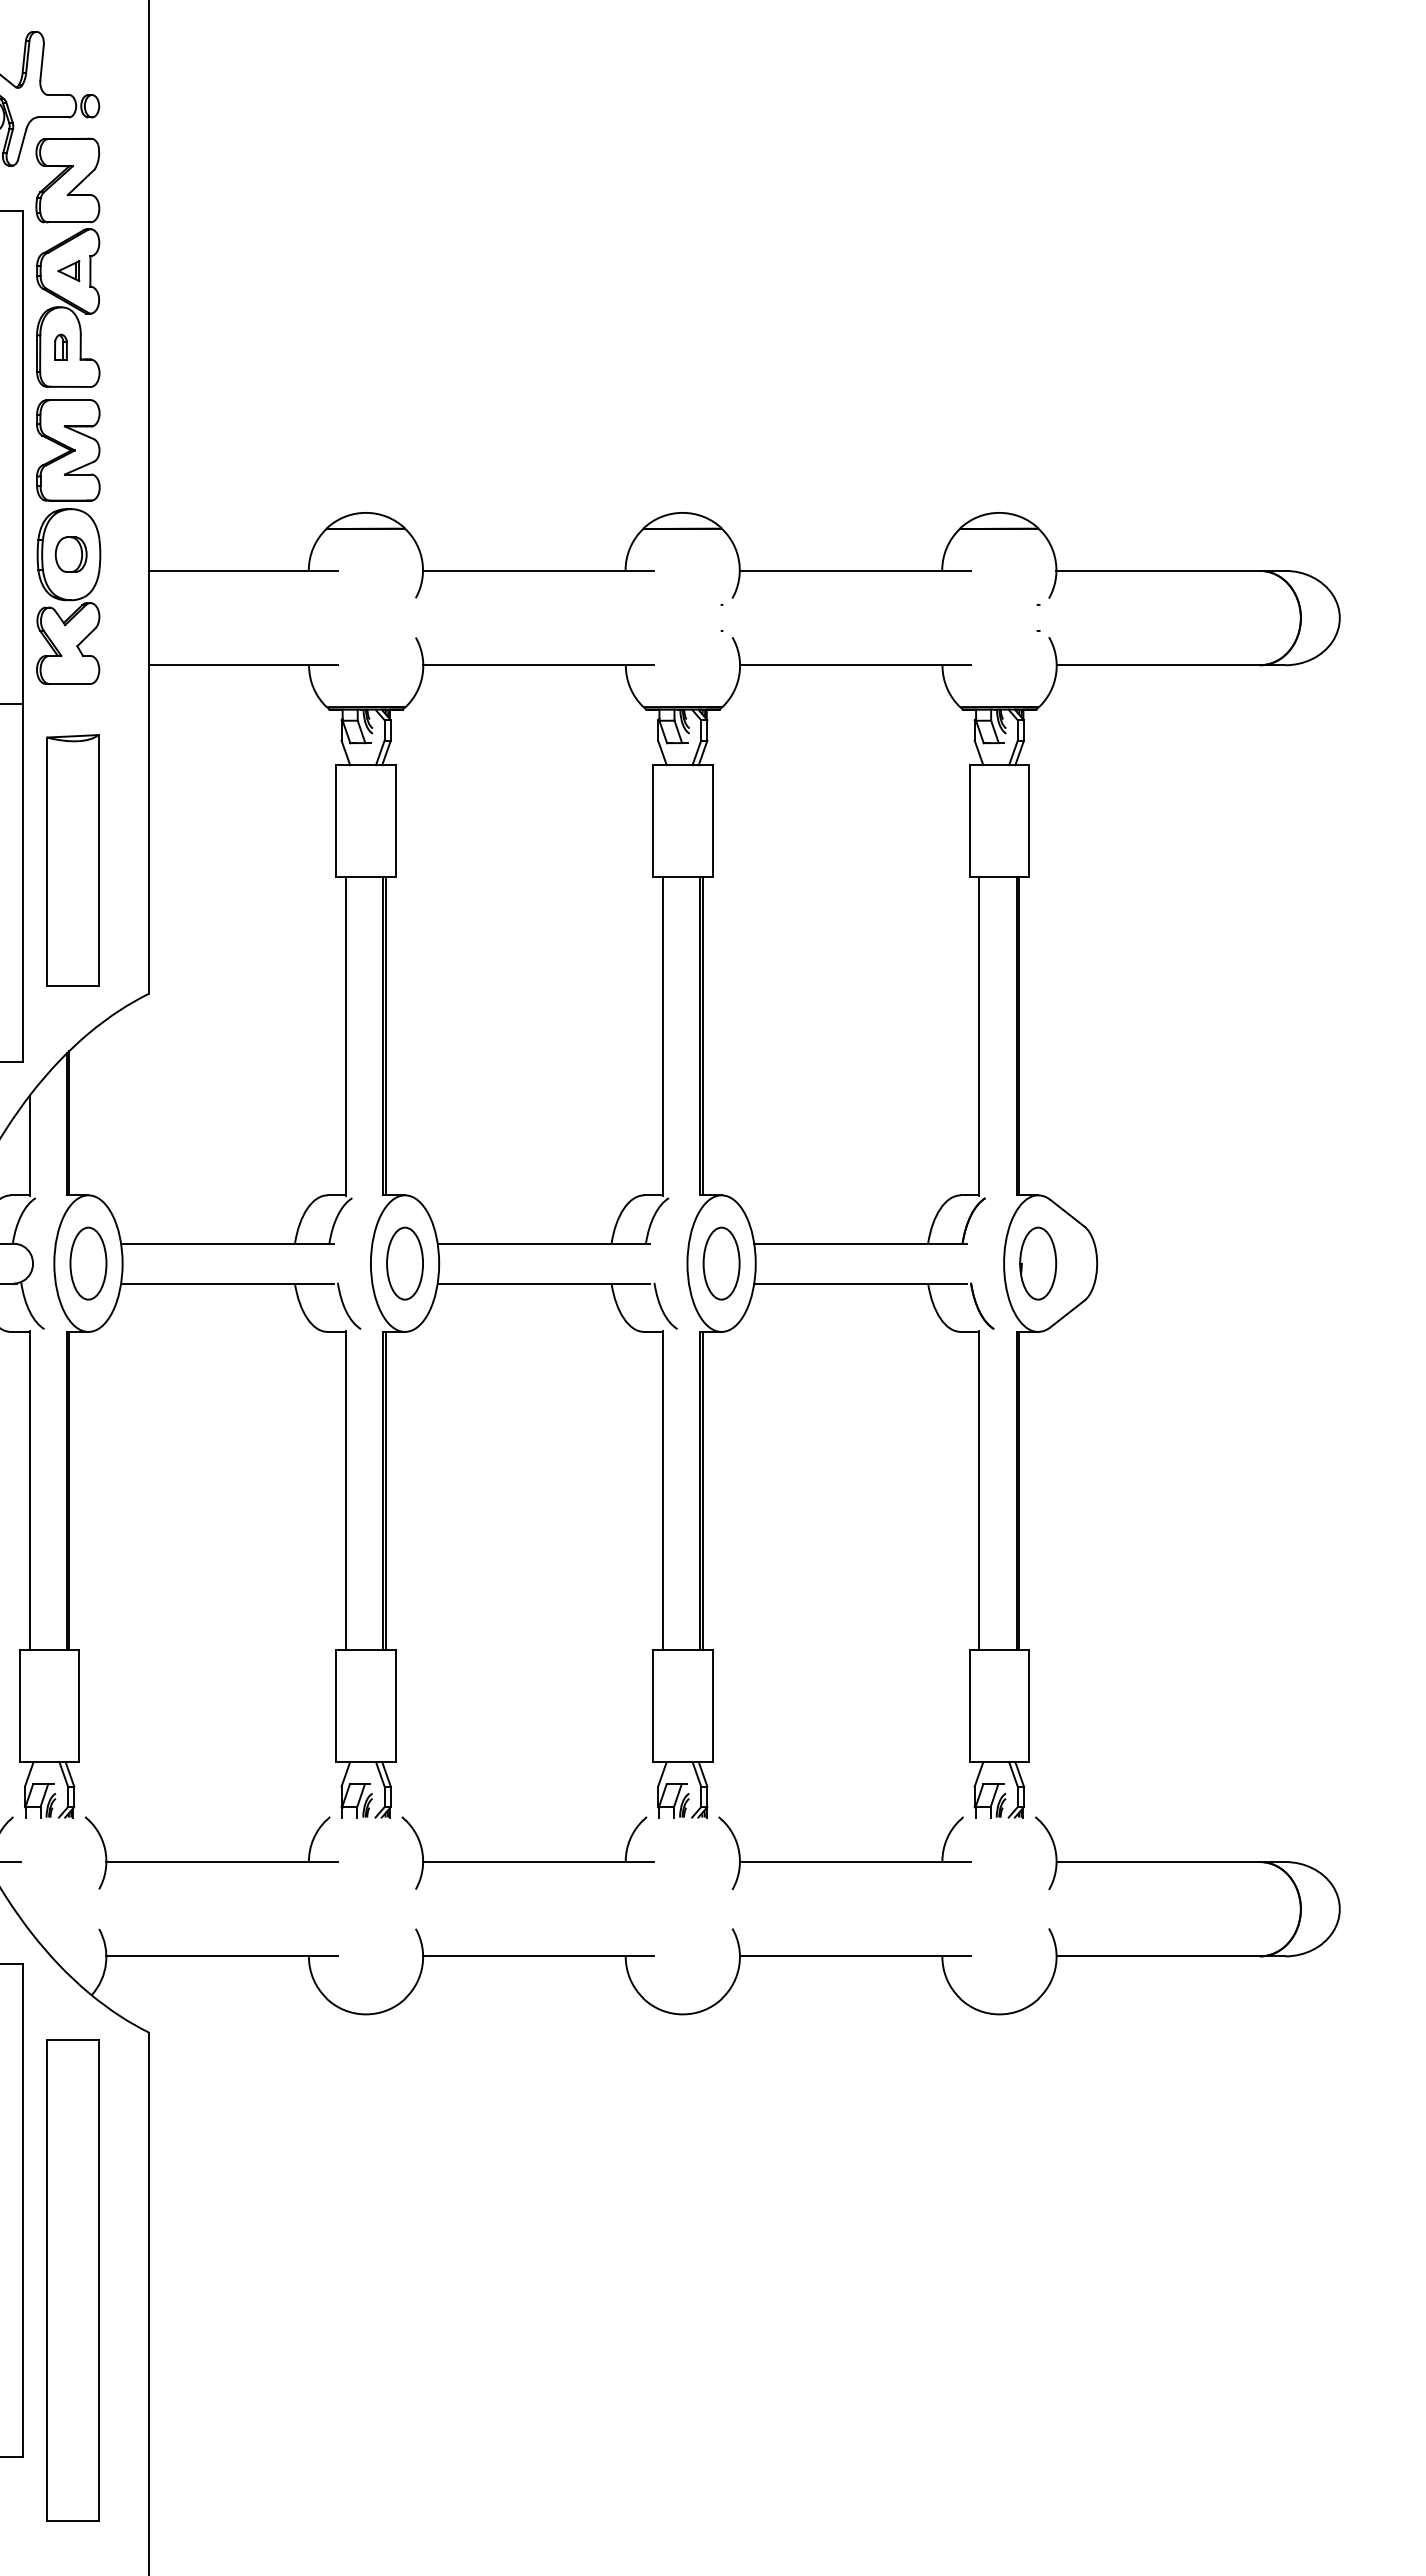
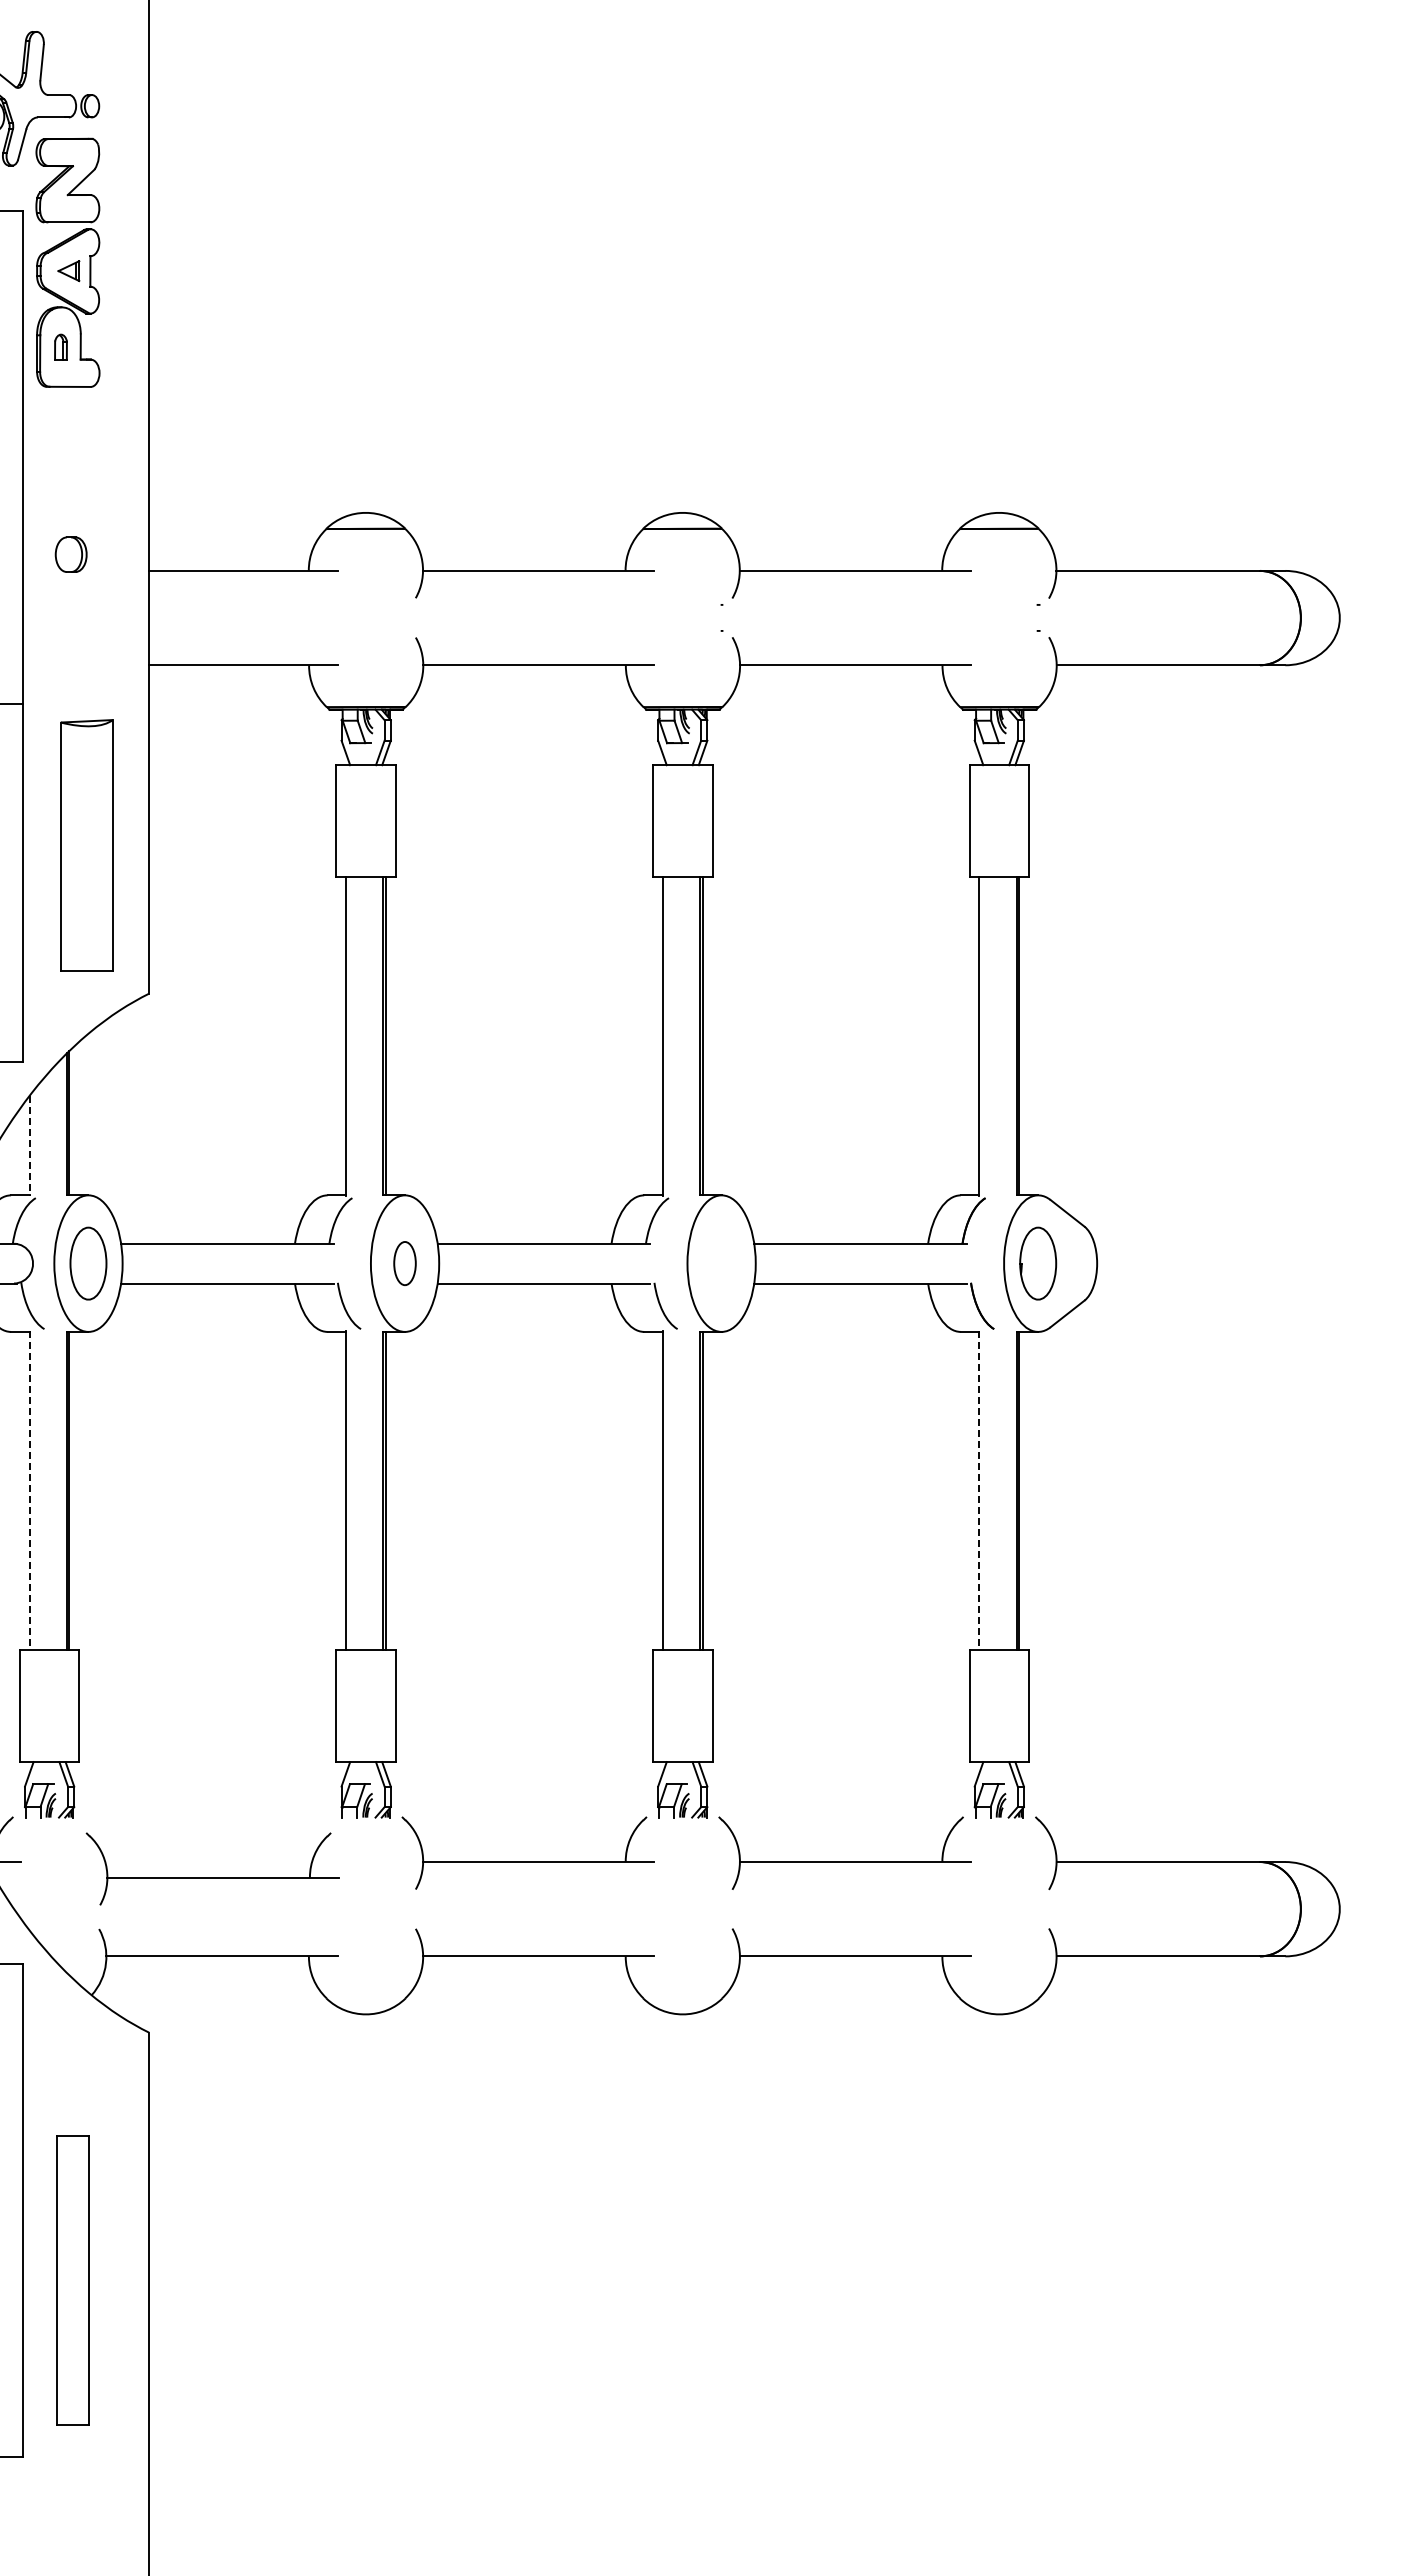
part: present -> none (68, 541)
part position: (72, 860) -> (86, 845) (86, 845)
line: solid -> dashed (29, 1146)
part size: 38x75 px -> 24x45 px (404, 1263)
part: present -> none (721, 1263)
line: solid -> dashed (29, 1490)
line: solid -> dashed (979, 1490)
part position: (211, 1861) -> (212, 1877) (212, 1877)
part size: 54x483 px -> 34x291 px (72, 2280)
